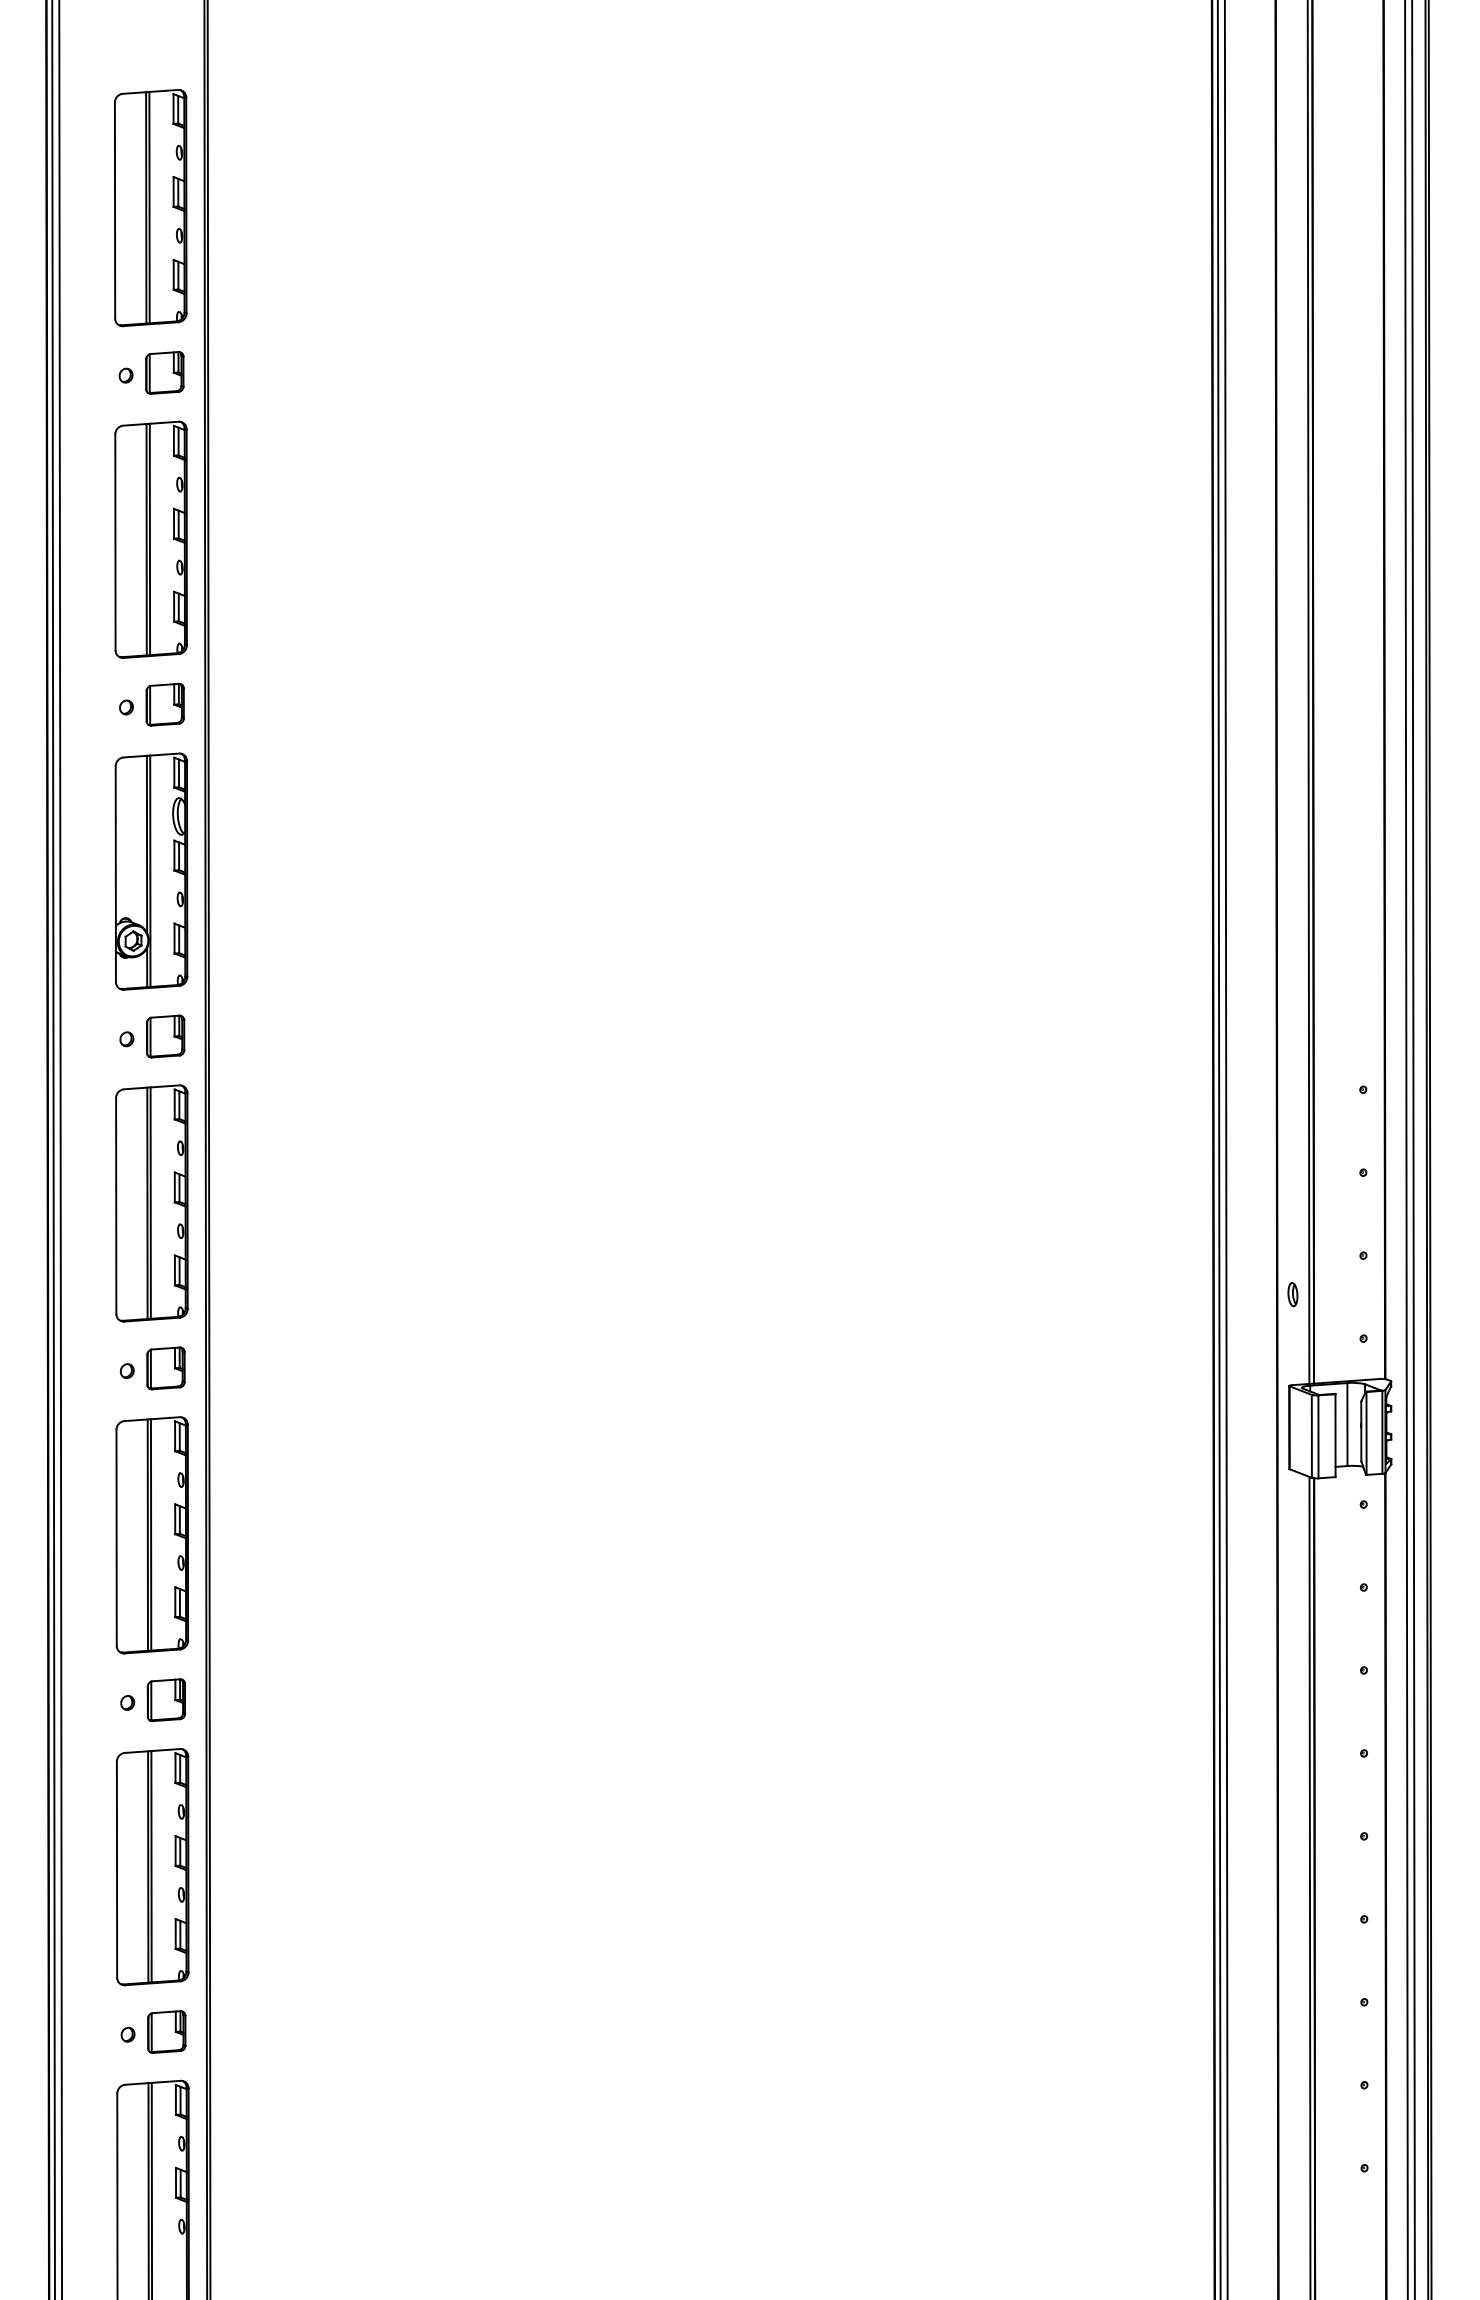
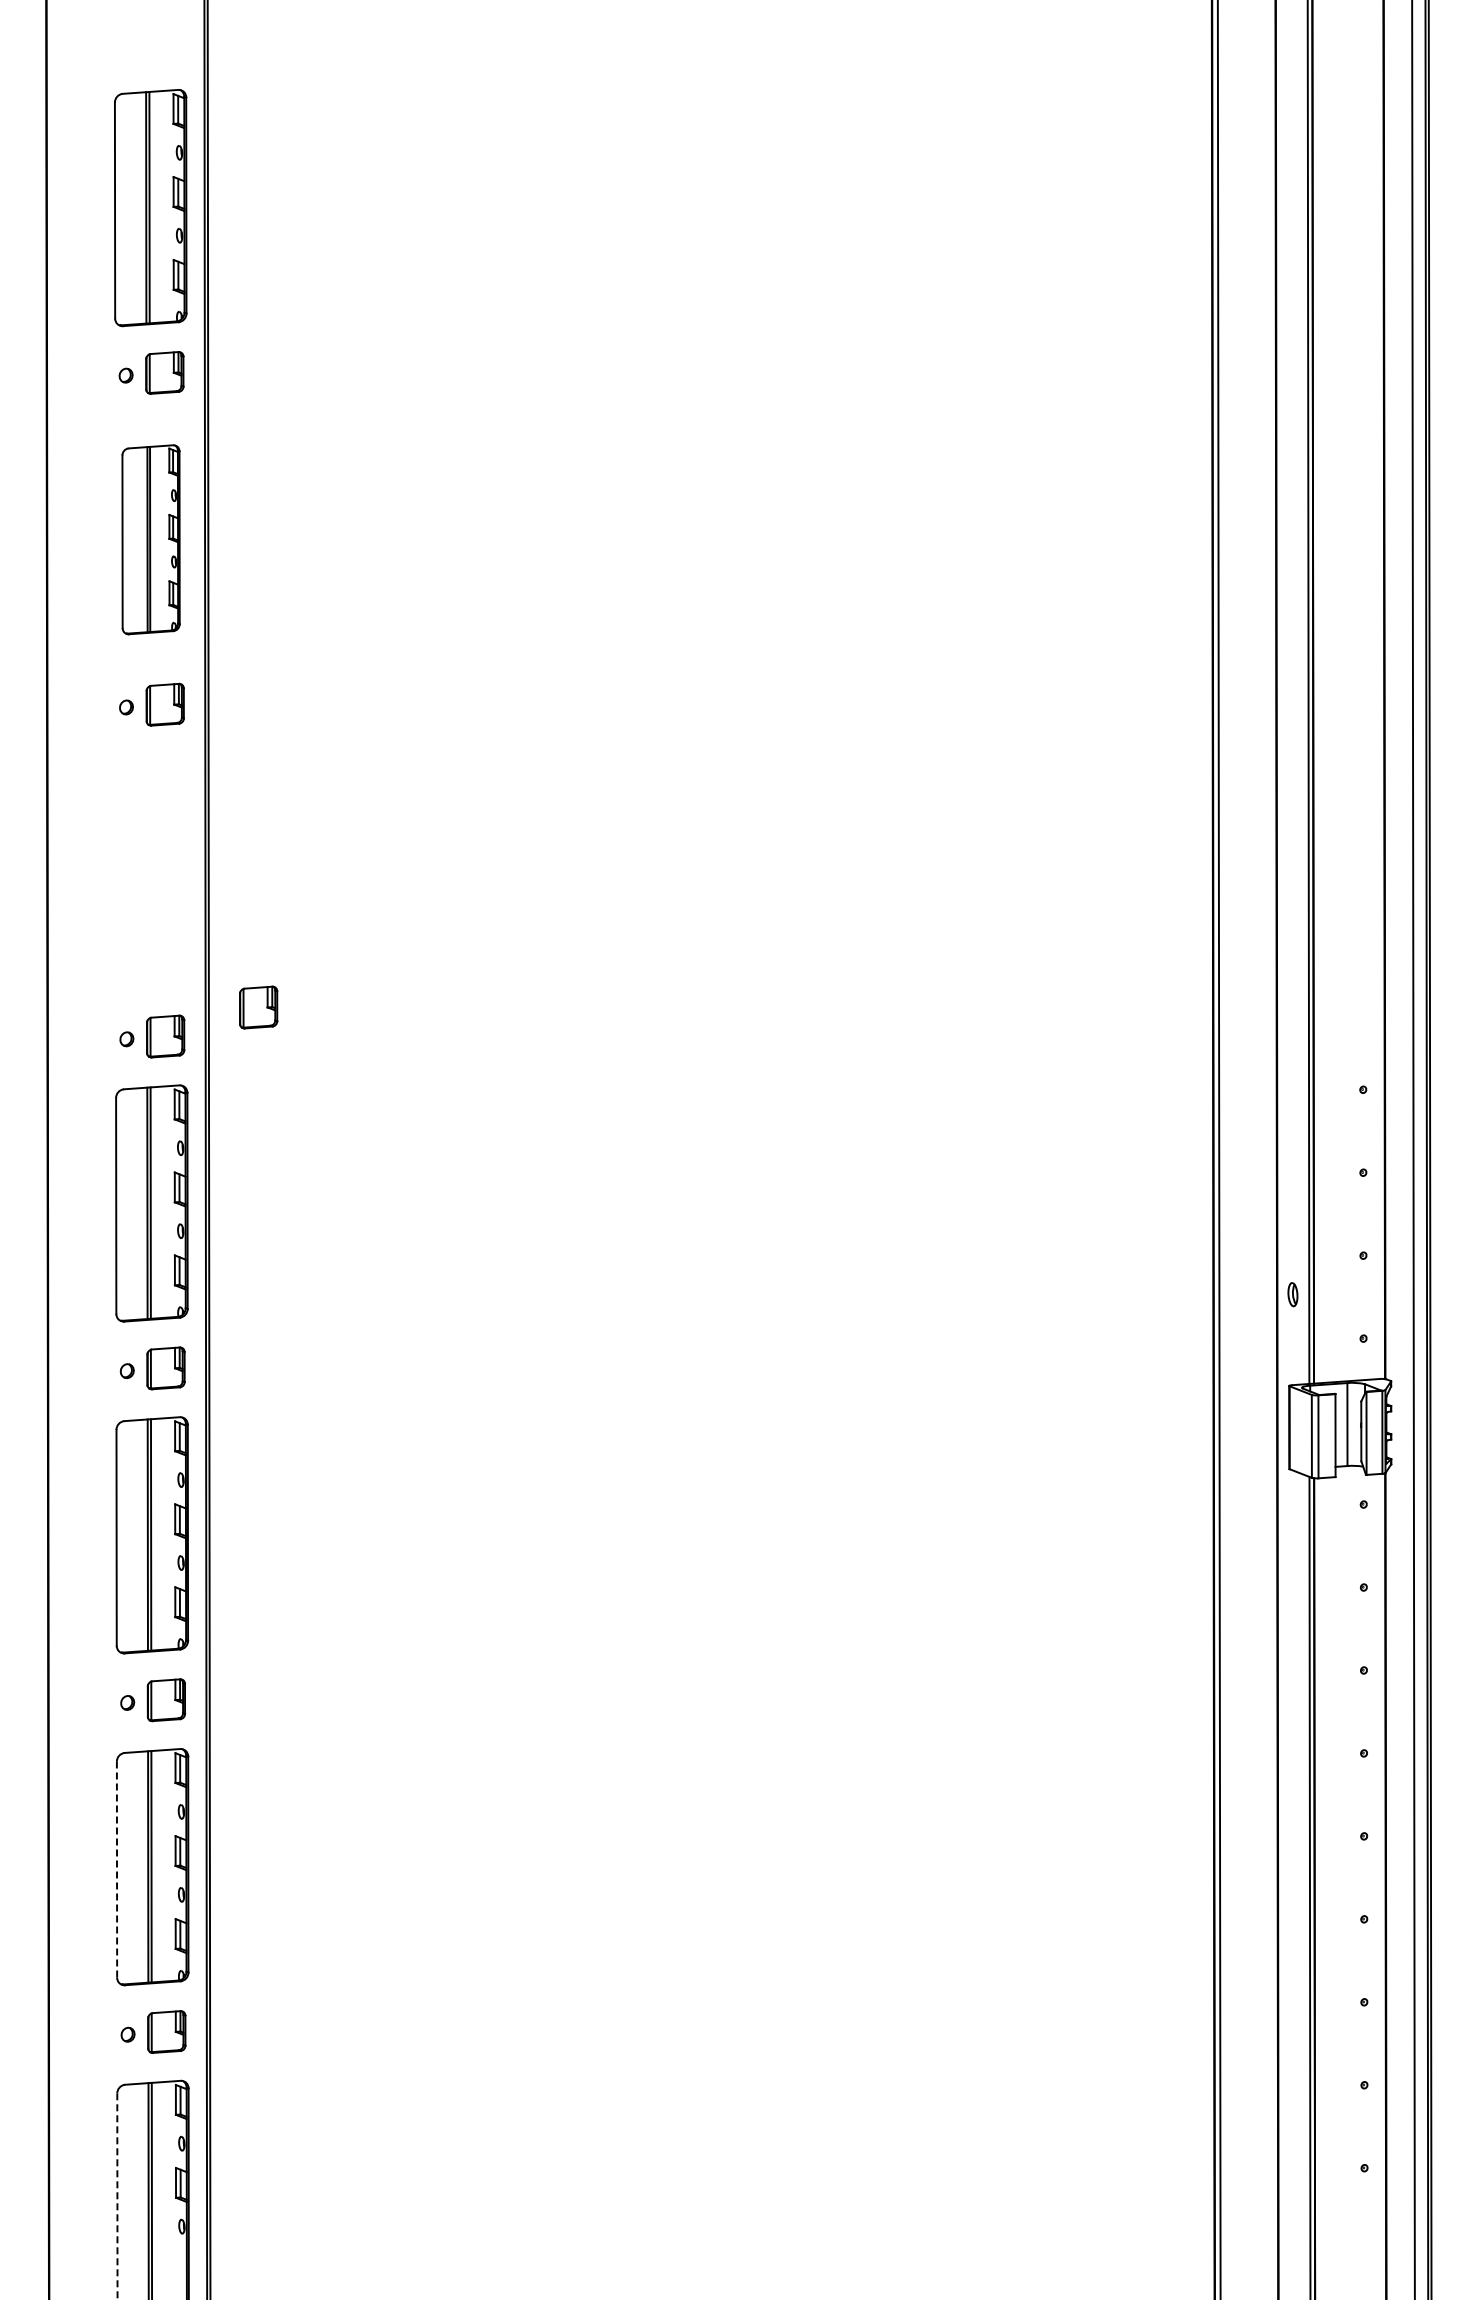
part size: 74x239 px -> 60x192 px (150, 539)
part: present -> none (151, 871)
part: none -> present (258, 1007)
line: present -> none (53, 1149)
line: present -> none (60, 1149)
line: present -> none (1225, 1149)
line: present -> none (1406, 1149)
line: solid -> dashed (117, 1869)
line: solid -> dashed (117, 2196)
